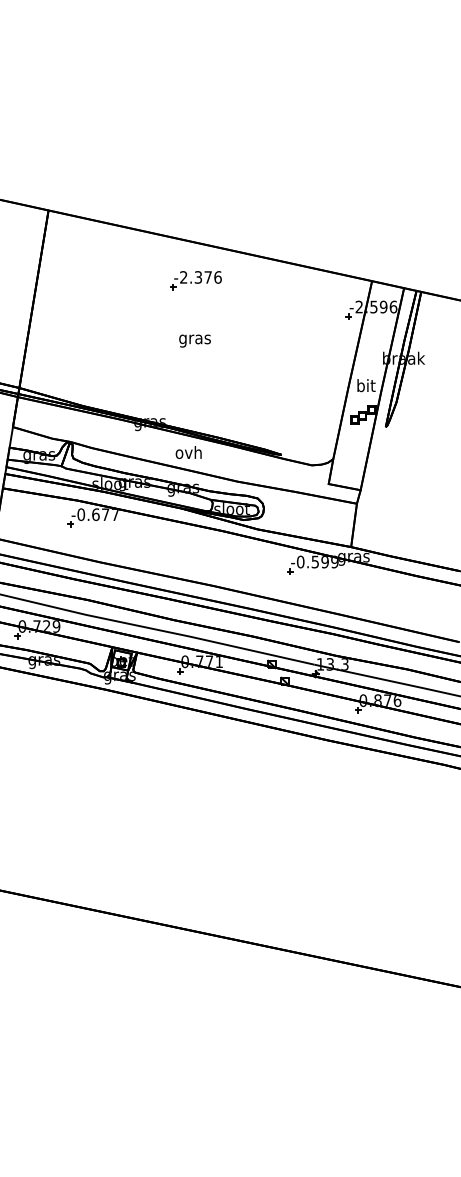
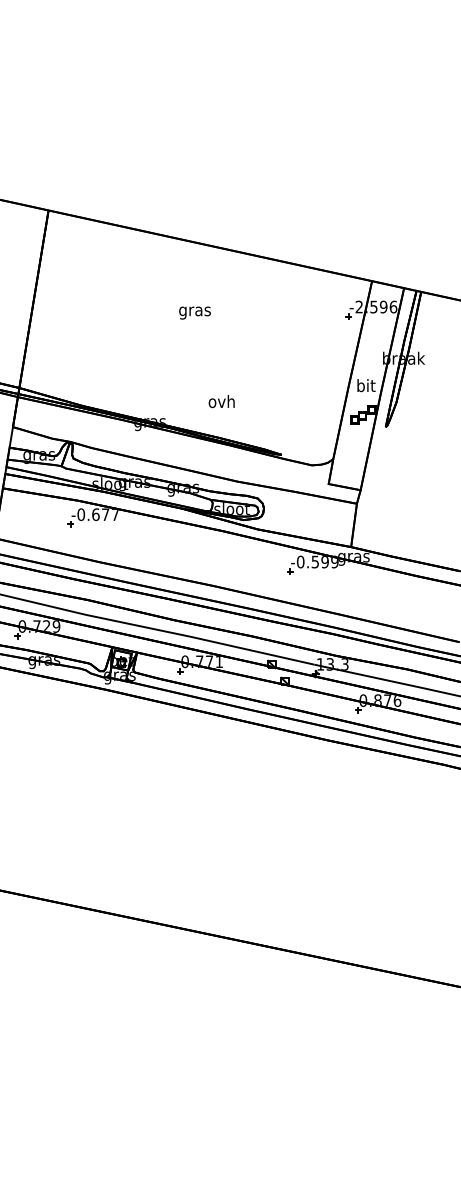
part: present -> none (195, 280)
text position: (194, 340) -> (194, 312) (194, 312)
text position: (188, 452) -> (221, 401) (221, 401)
